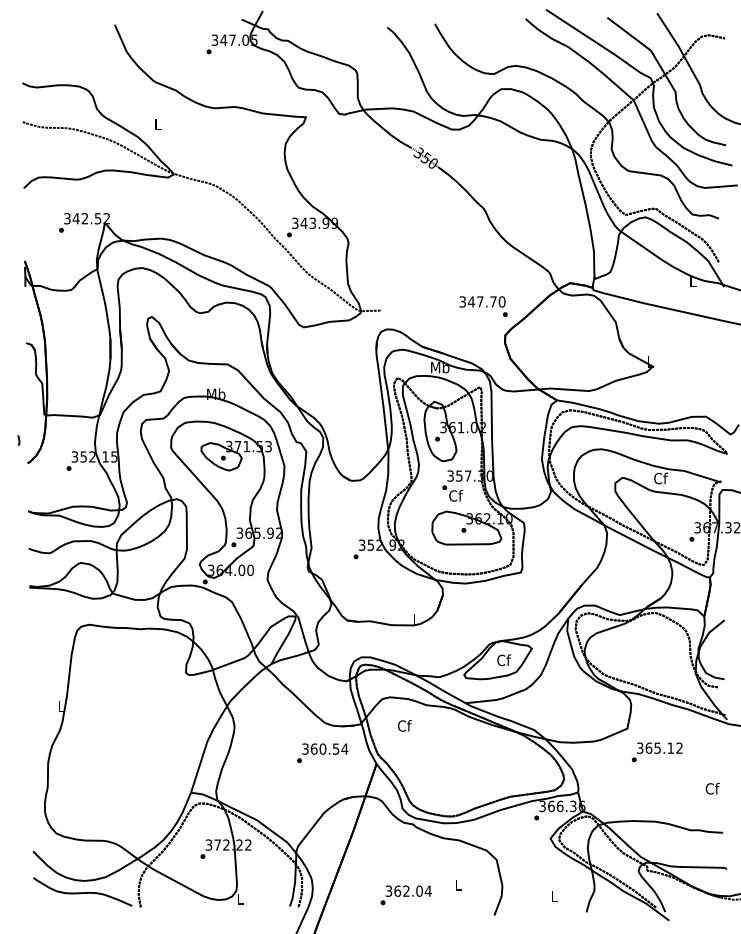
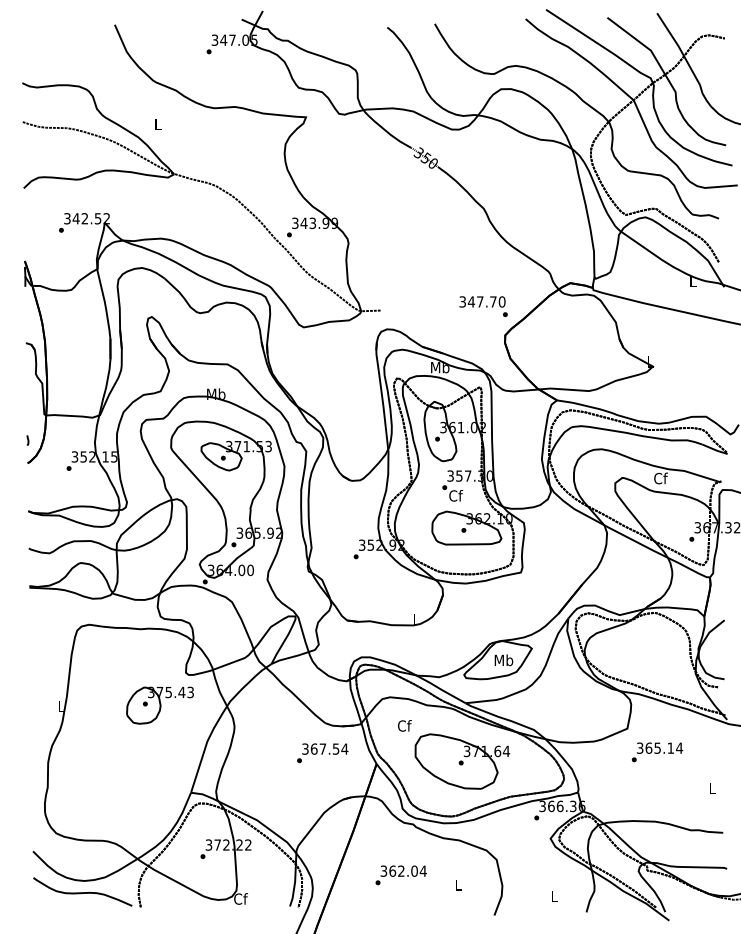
line position: (18, 440) -> (27, 440) (27, 440)
text: Cf -> Mb (503, 660)
part: none -> present (159, 705)
text: 365.12 -> 365.14 (679, 747)
text: 360.54 -> 367.54 (322, 748)
part: none -> present (462, 761)
text: Cf -> L (712, 788)
text position: (405, 895) -> (400, 875) (400, 875)
text: L -> Cf (240, 898)
